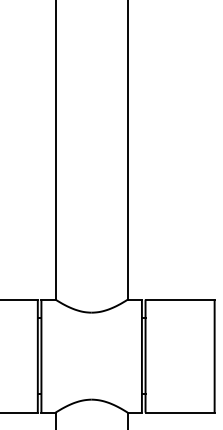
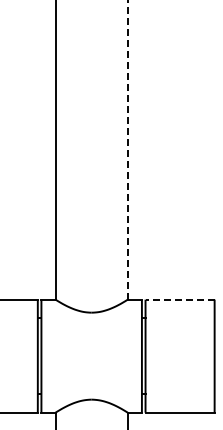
line: solid -> dashed (127, 149)
line: solid -> dashed (180, 299)
